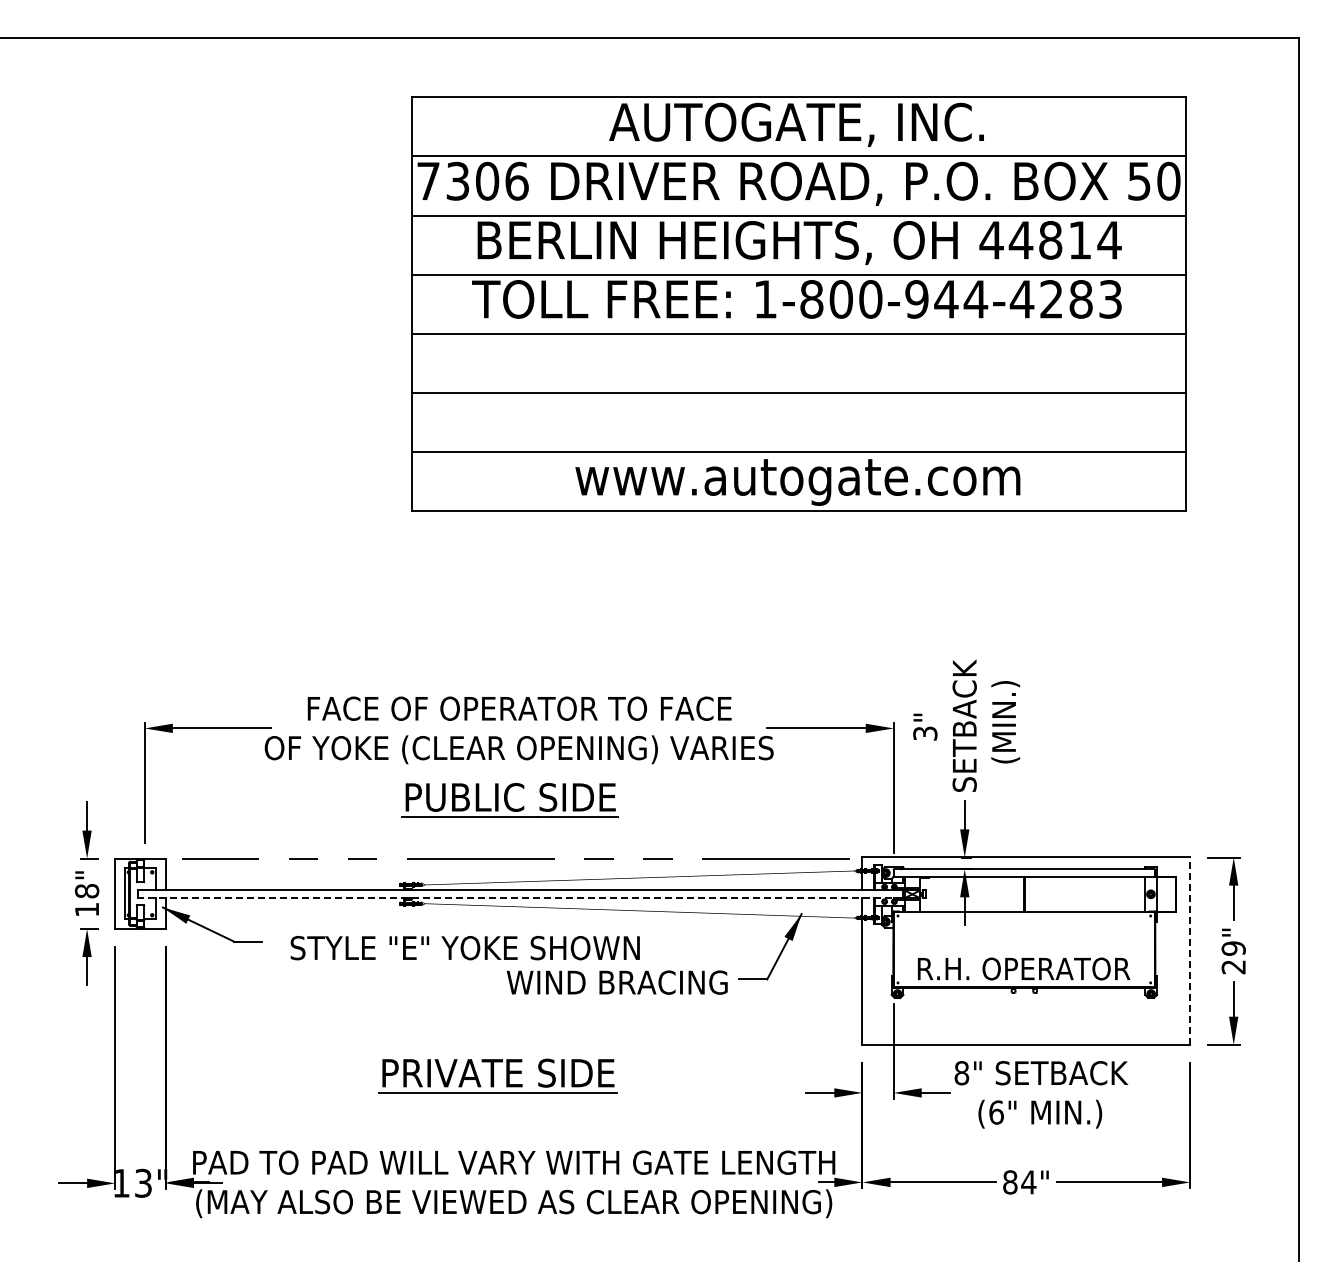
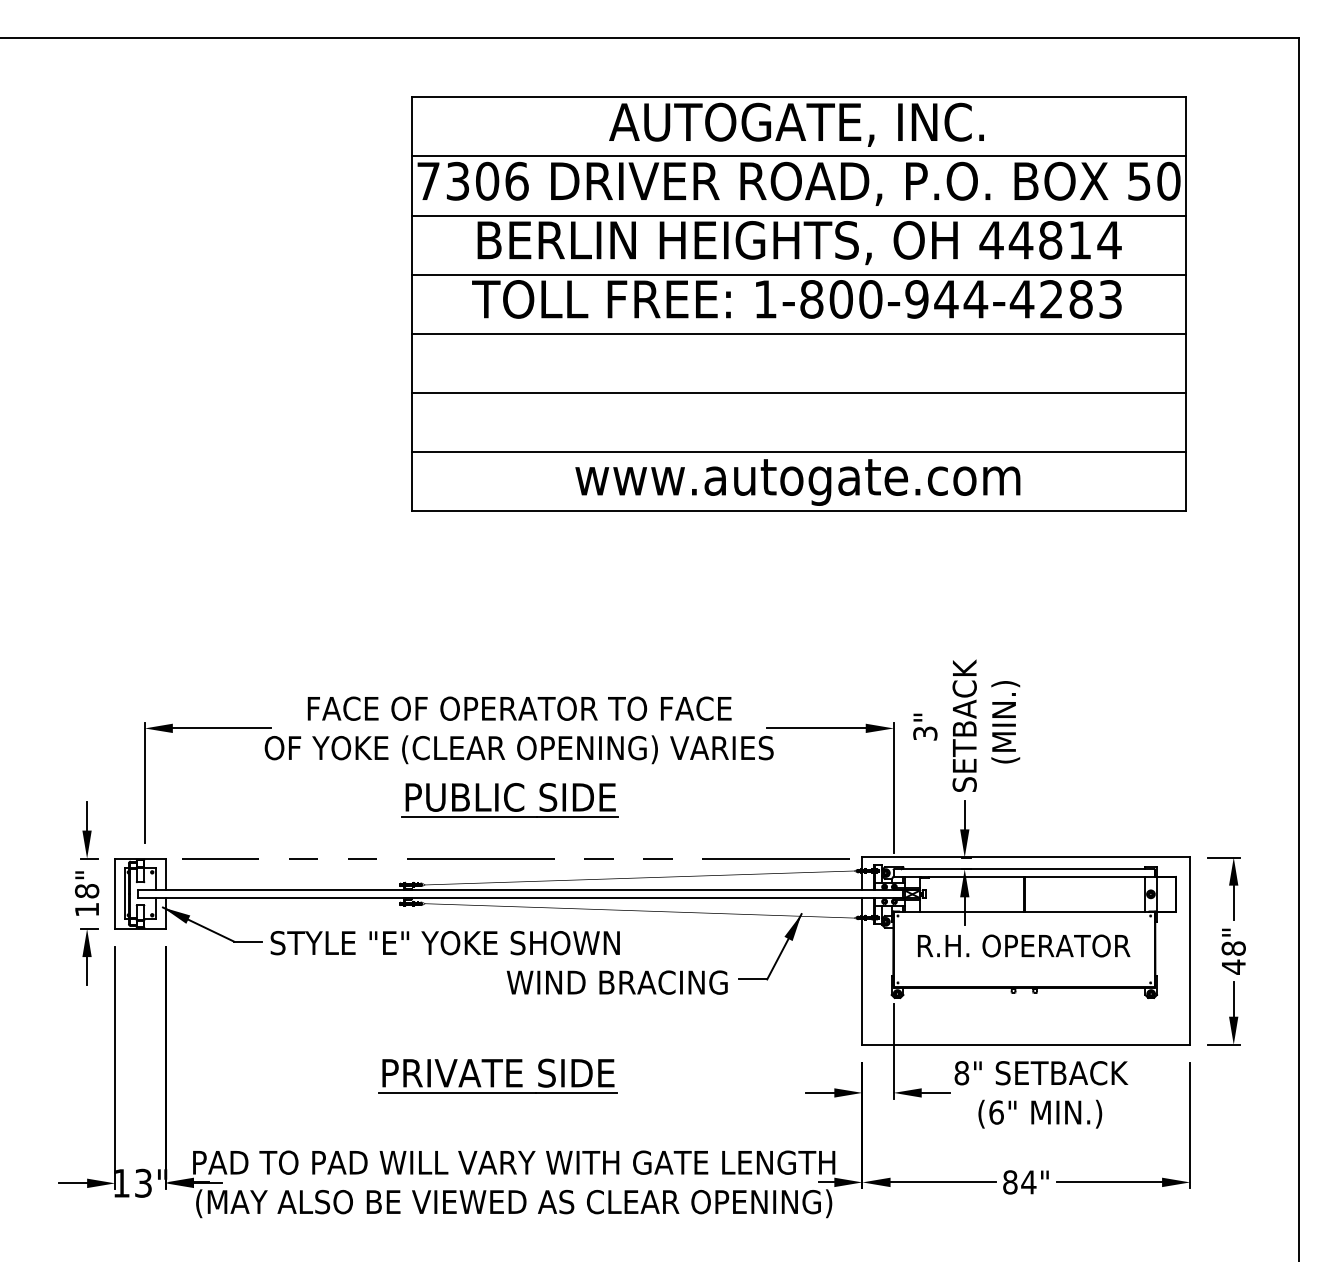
line: dashed -> solid (520, 898)
text position: (464, 948) -> (444, 943) (444, 943)
line: dashed -> solid (1190, 951)
text: 29" -> 48" (1233, 957)
text position: (1024, 968) -> (1024, 945) (1024, 945)
